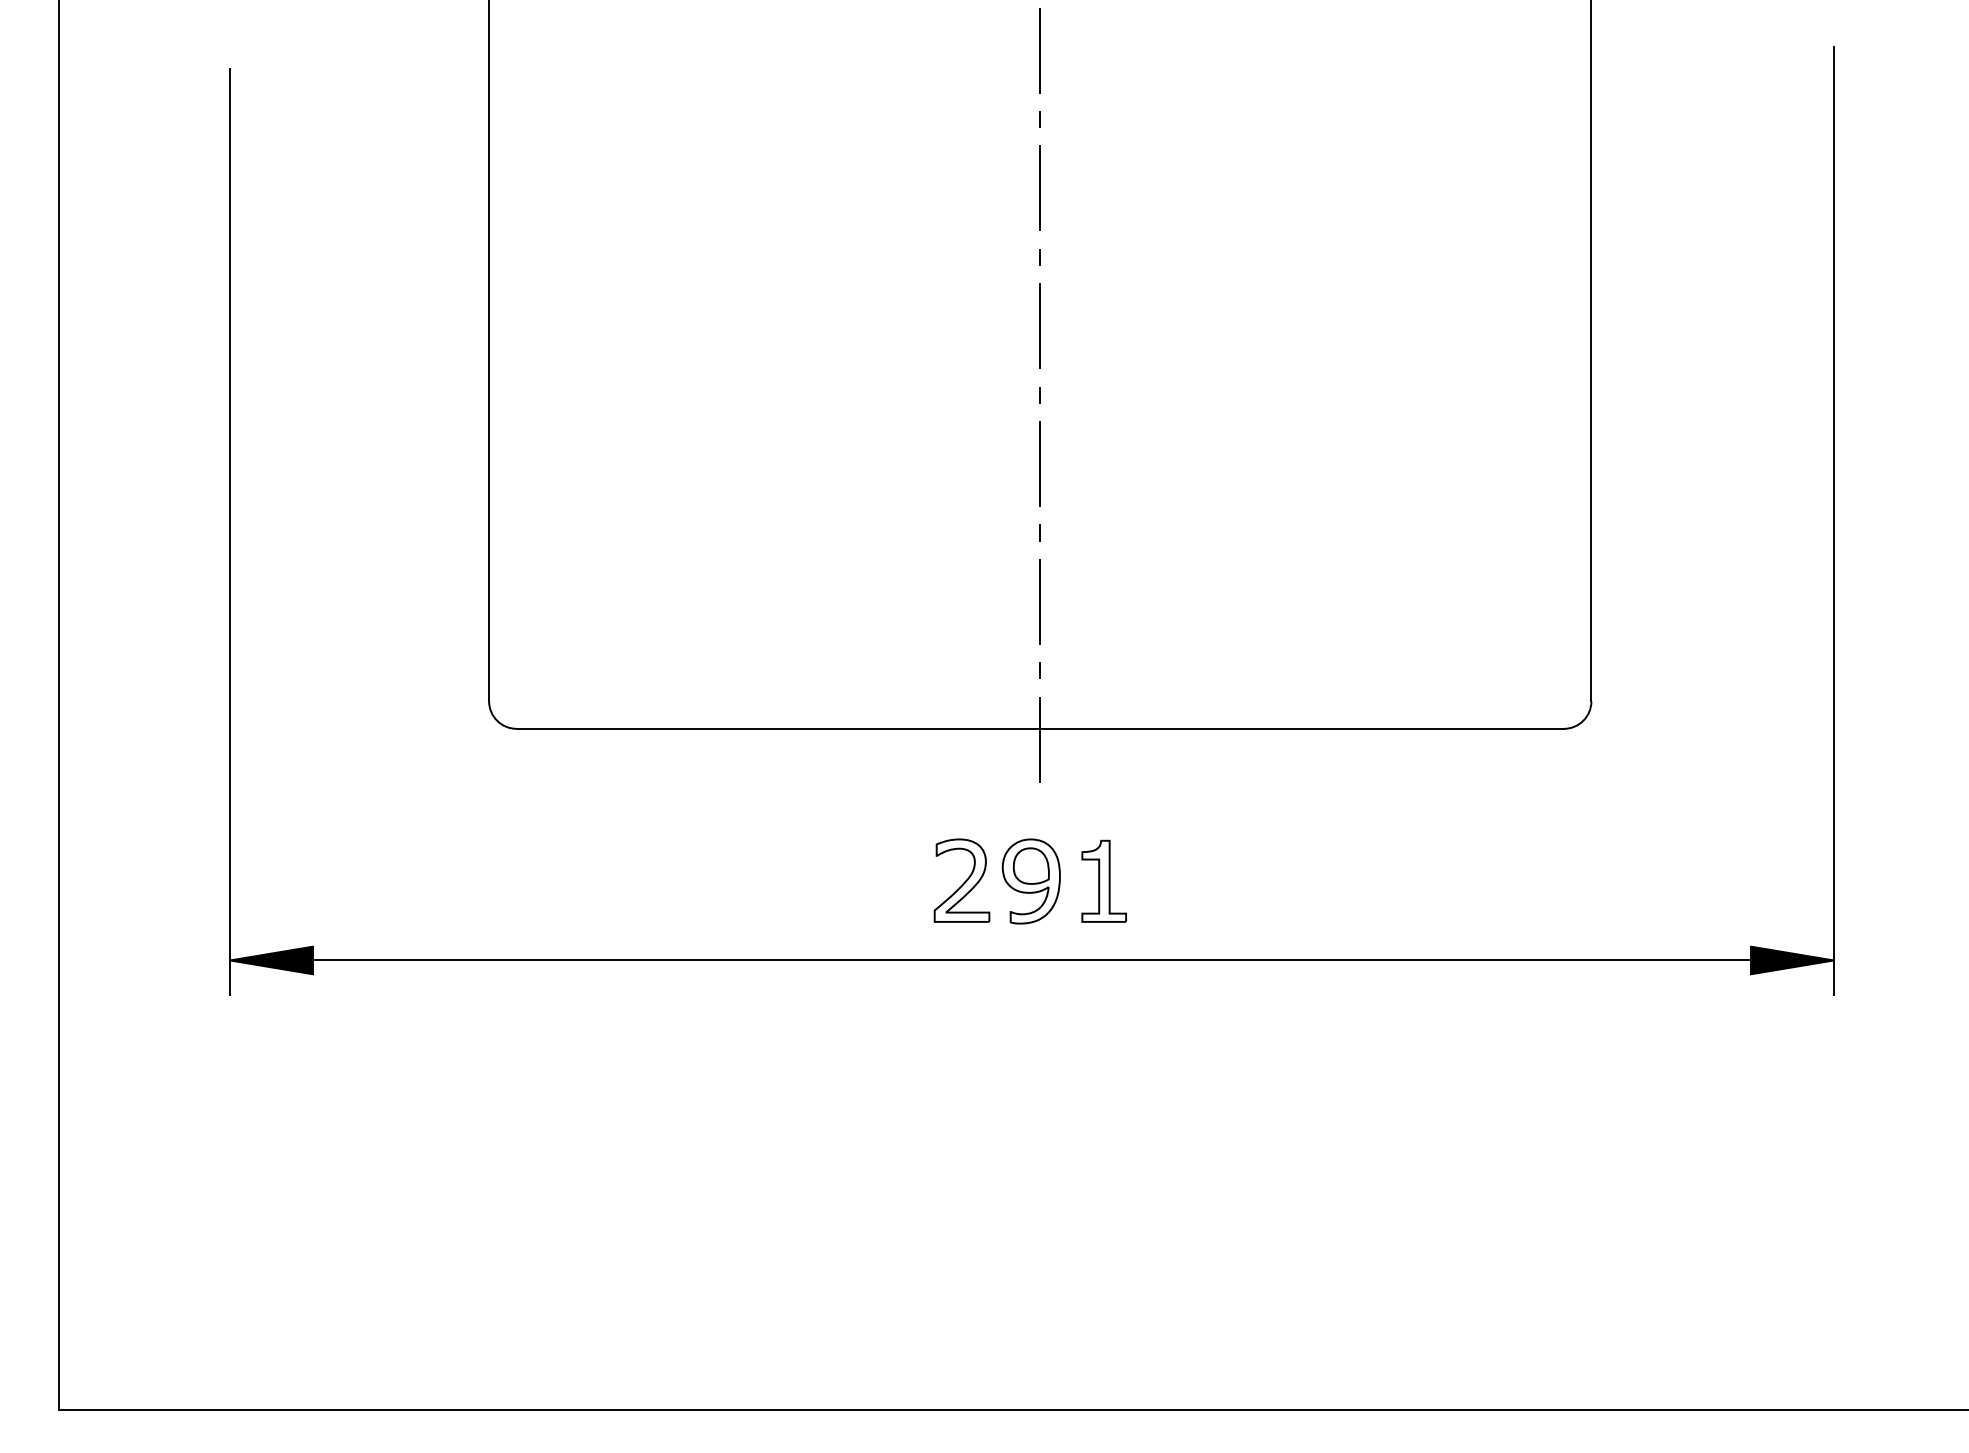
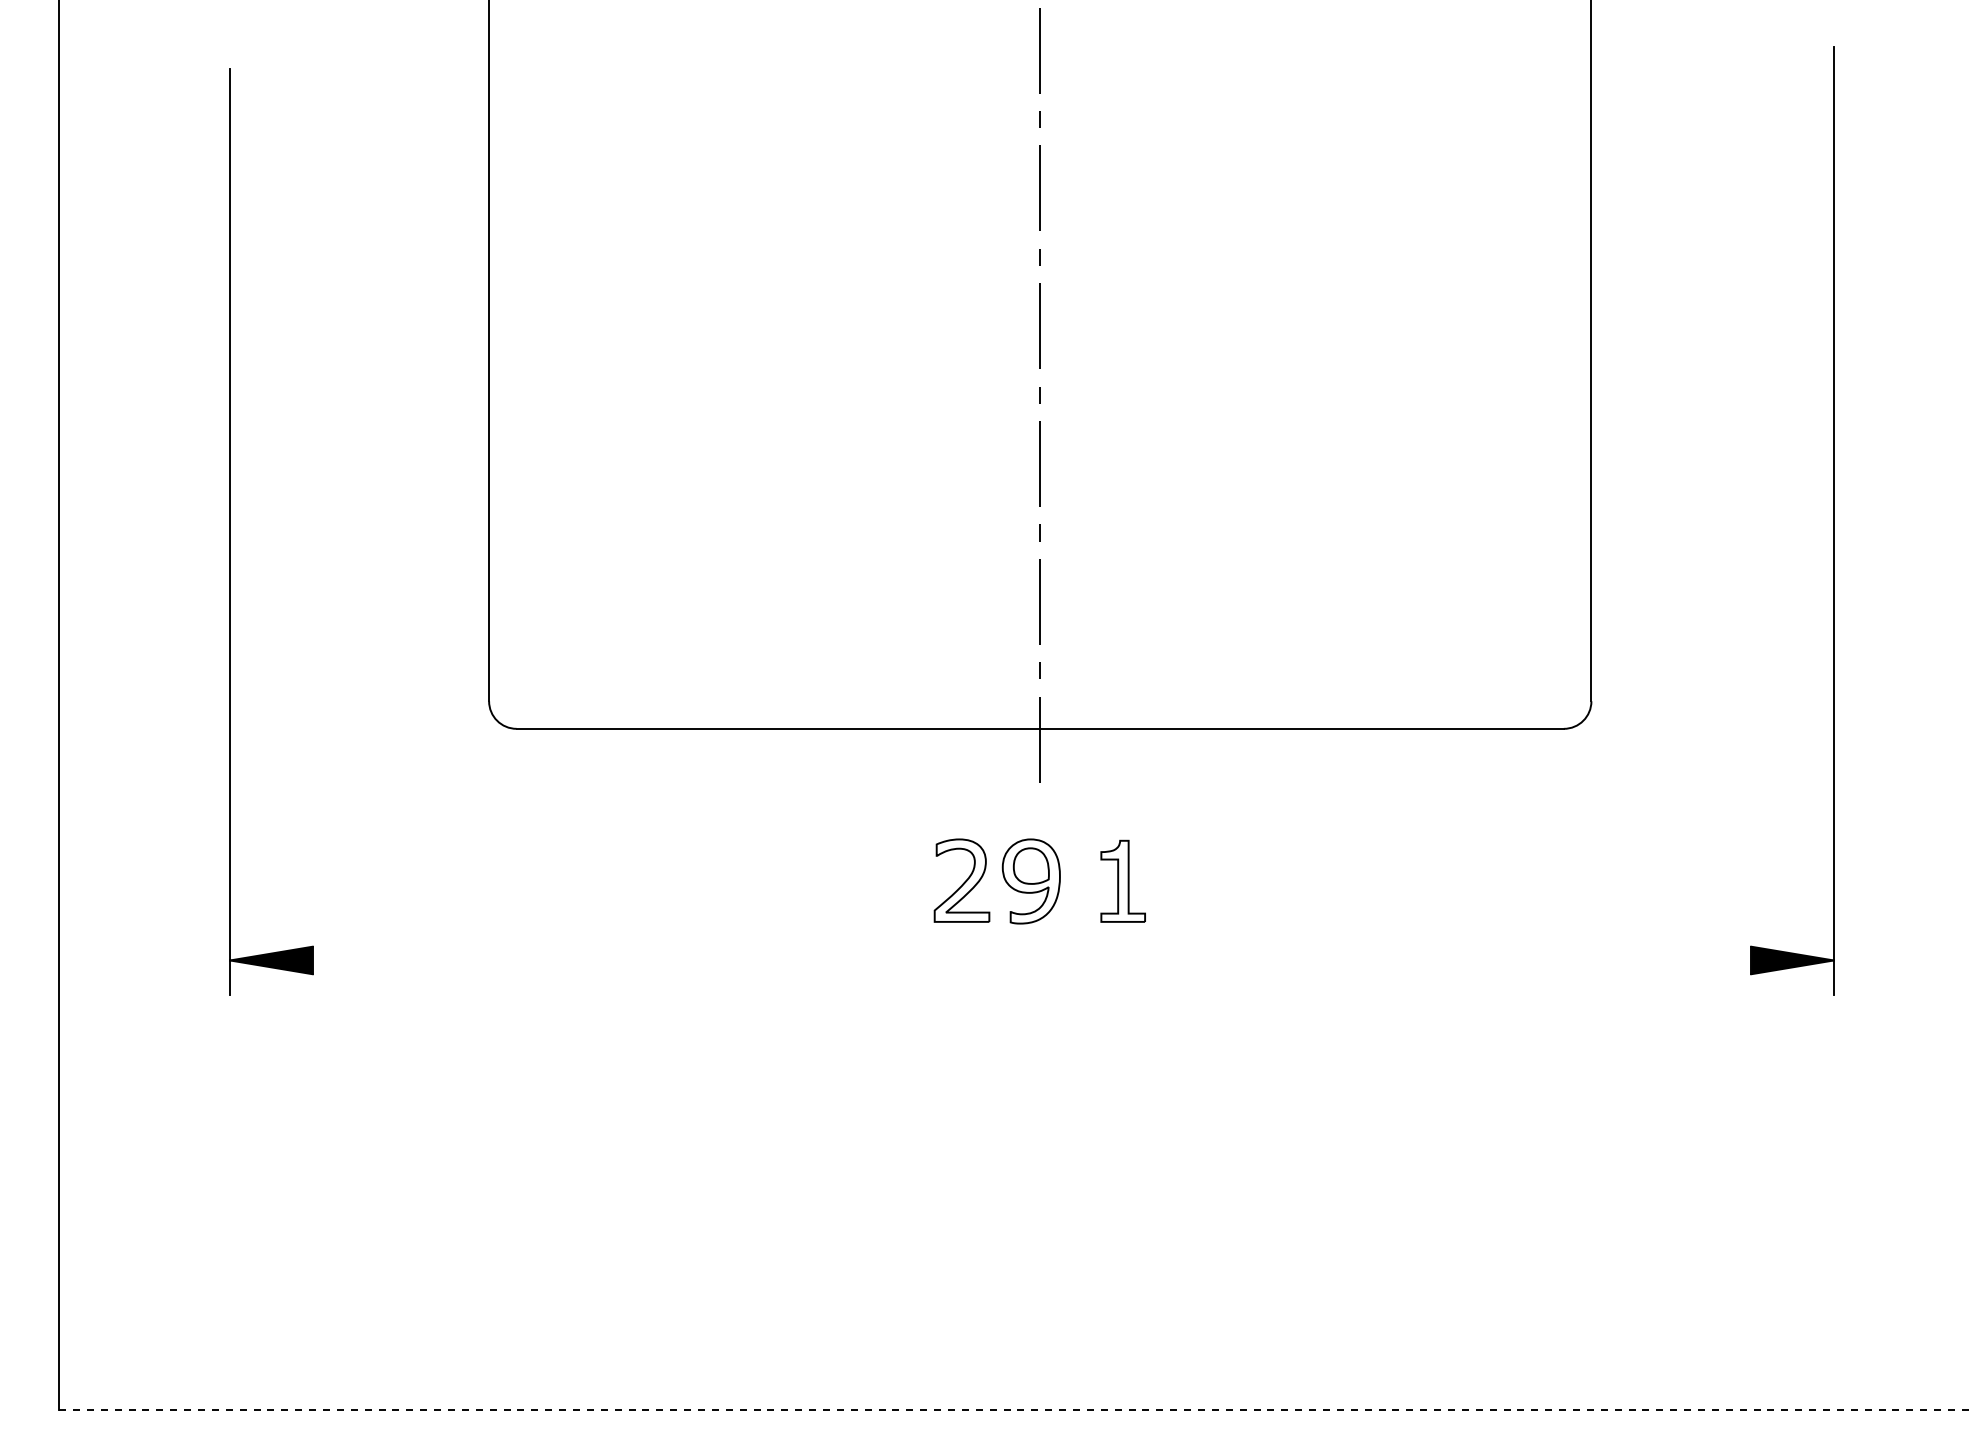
part position: (1103, 880) -> (1122, 880) (1122, 880)
line: present -> none (1031, 960)
line: solid -> dashed (1014, 1409)
